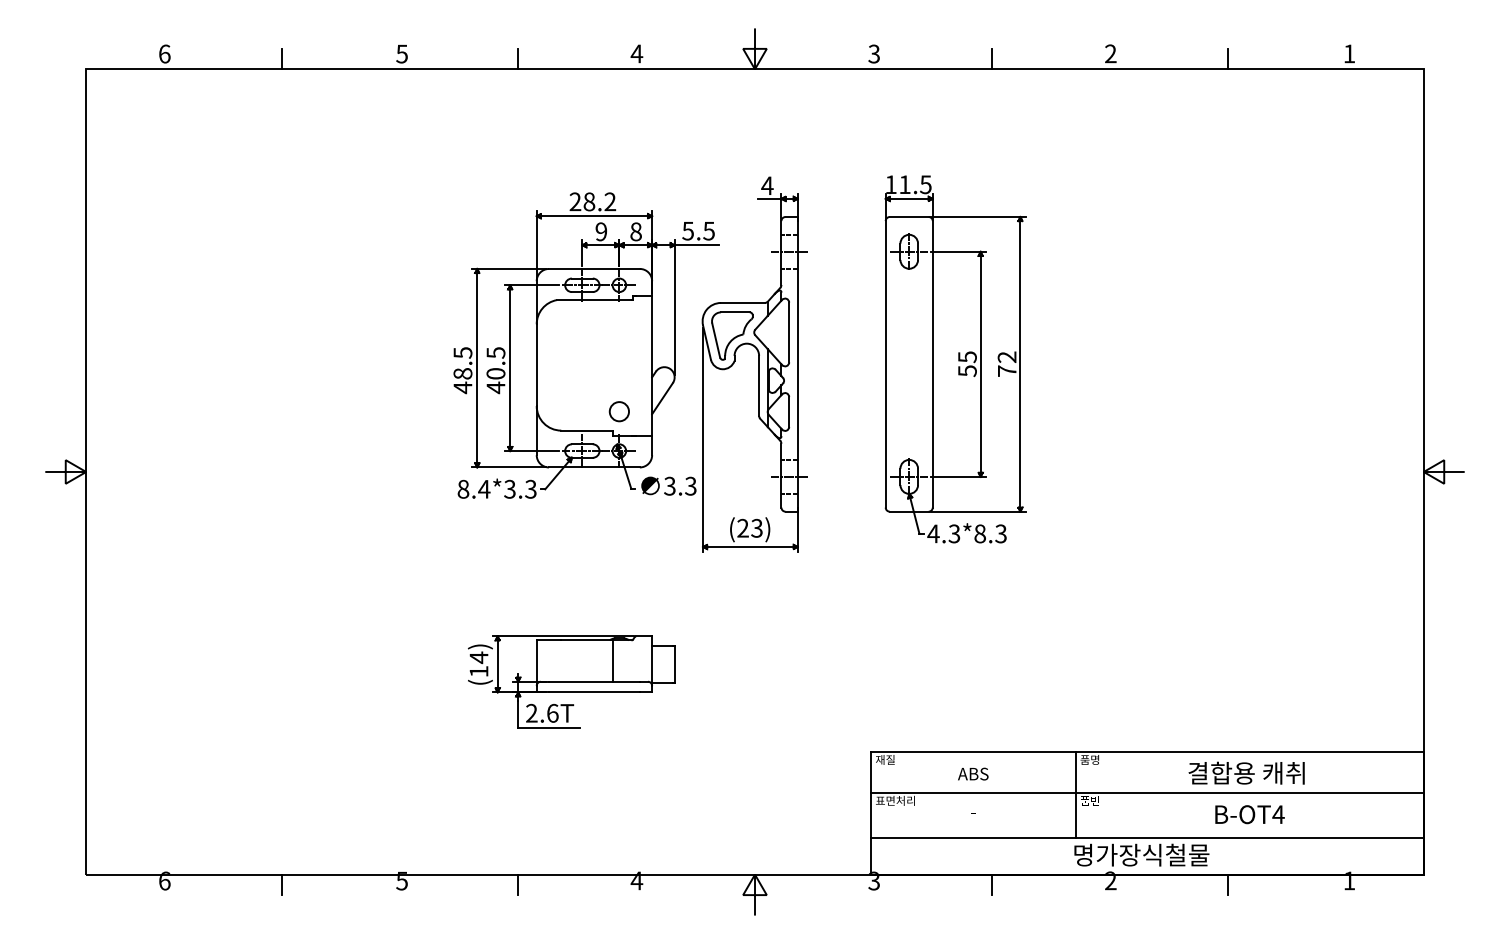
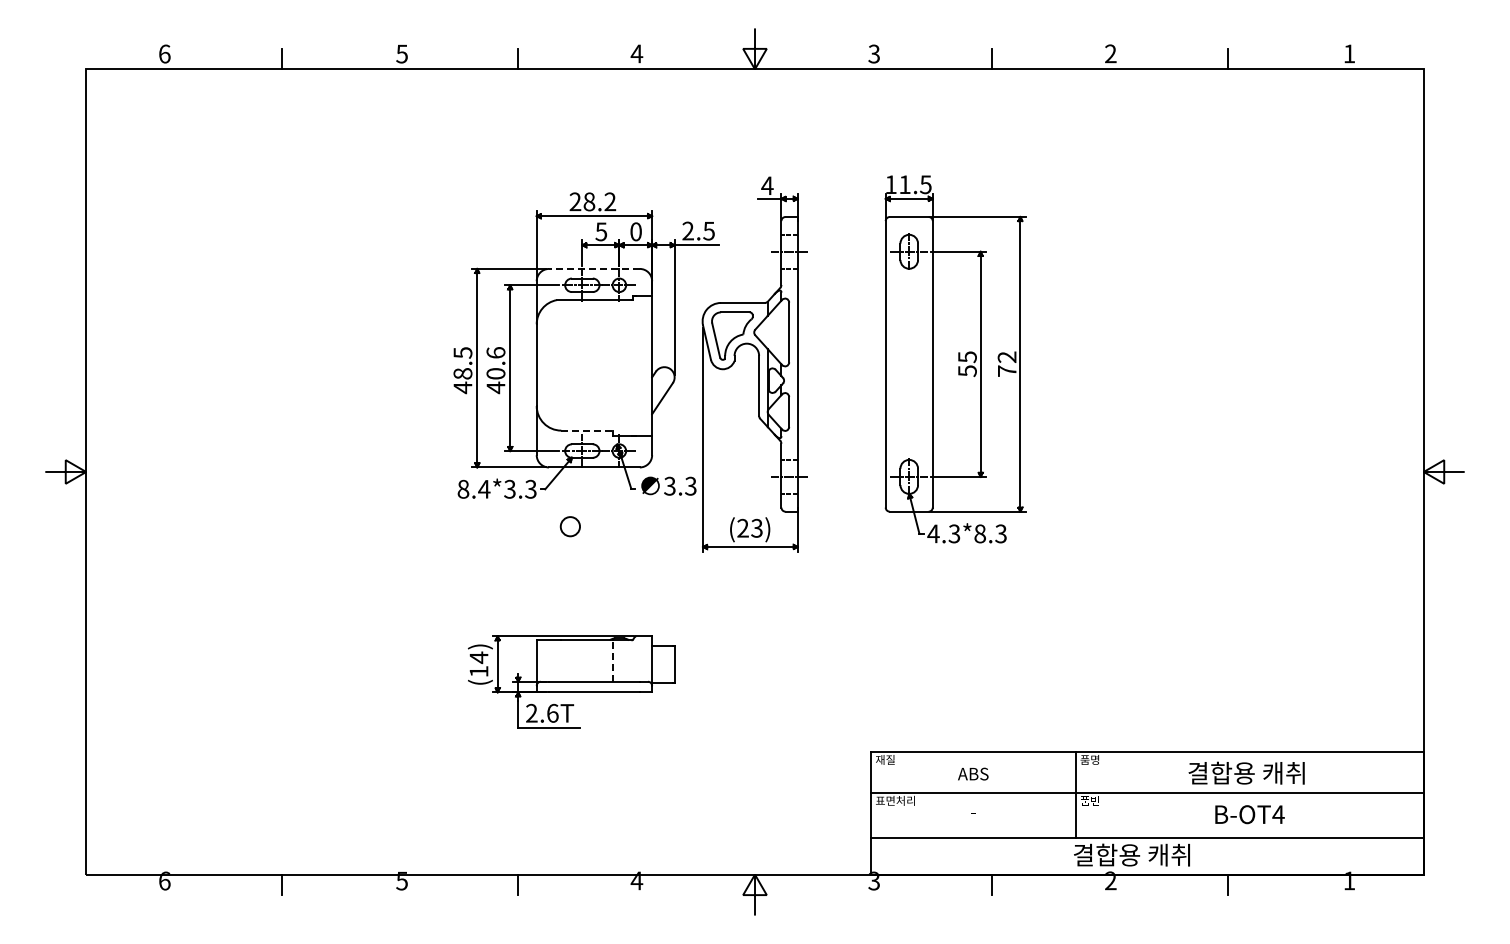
text: 5.5 -> 2.5 (687, 230)
text: 9 -> 5 (601, 231)
text: 8 -> 0 (635, 231)
line: solid -> dashed (593, 268)
text: 40.5 -> 40.6 (495, 352)
circle position: (618, 411) -> (569, 526) (569, 526)
line: solid -> dashed (587, 430)
line: solid -> dashed (613, 661)
text: 명가장식철물 -> 결합용 캐취 (1141, 854)
